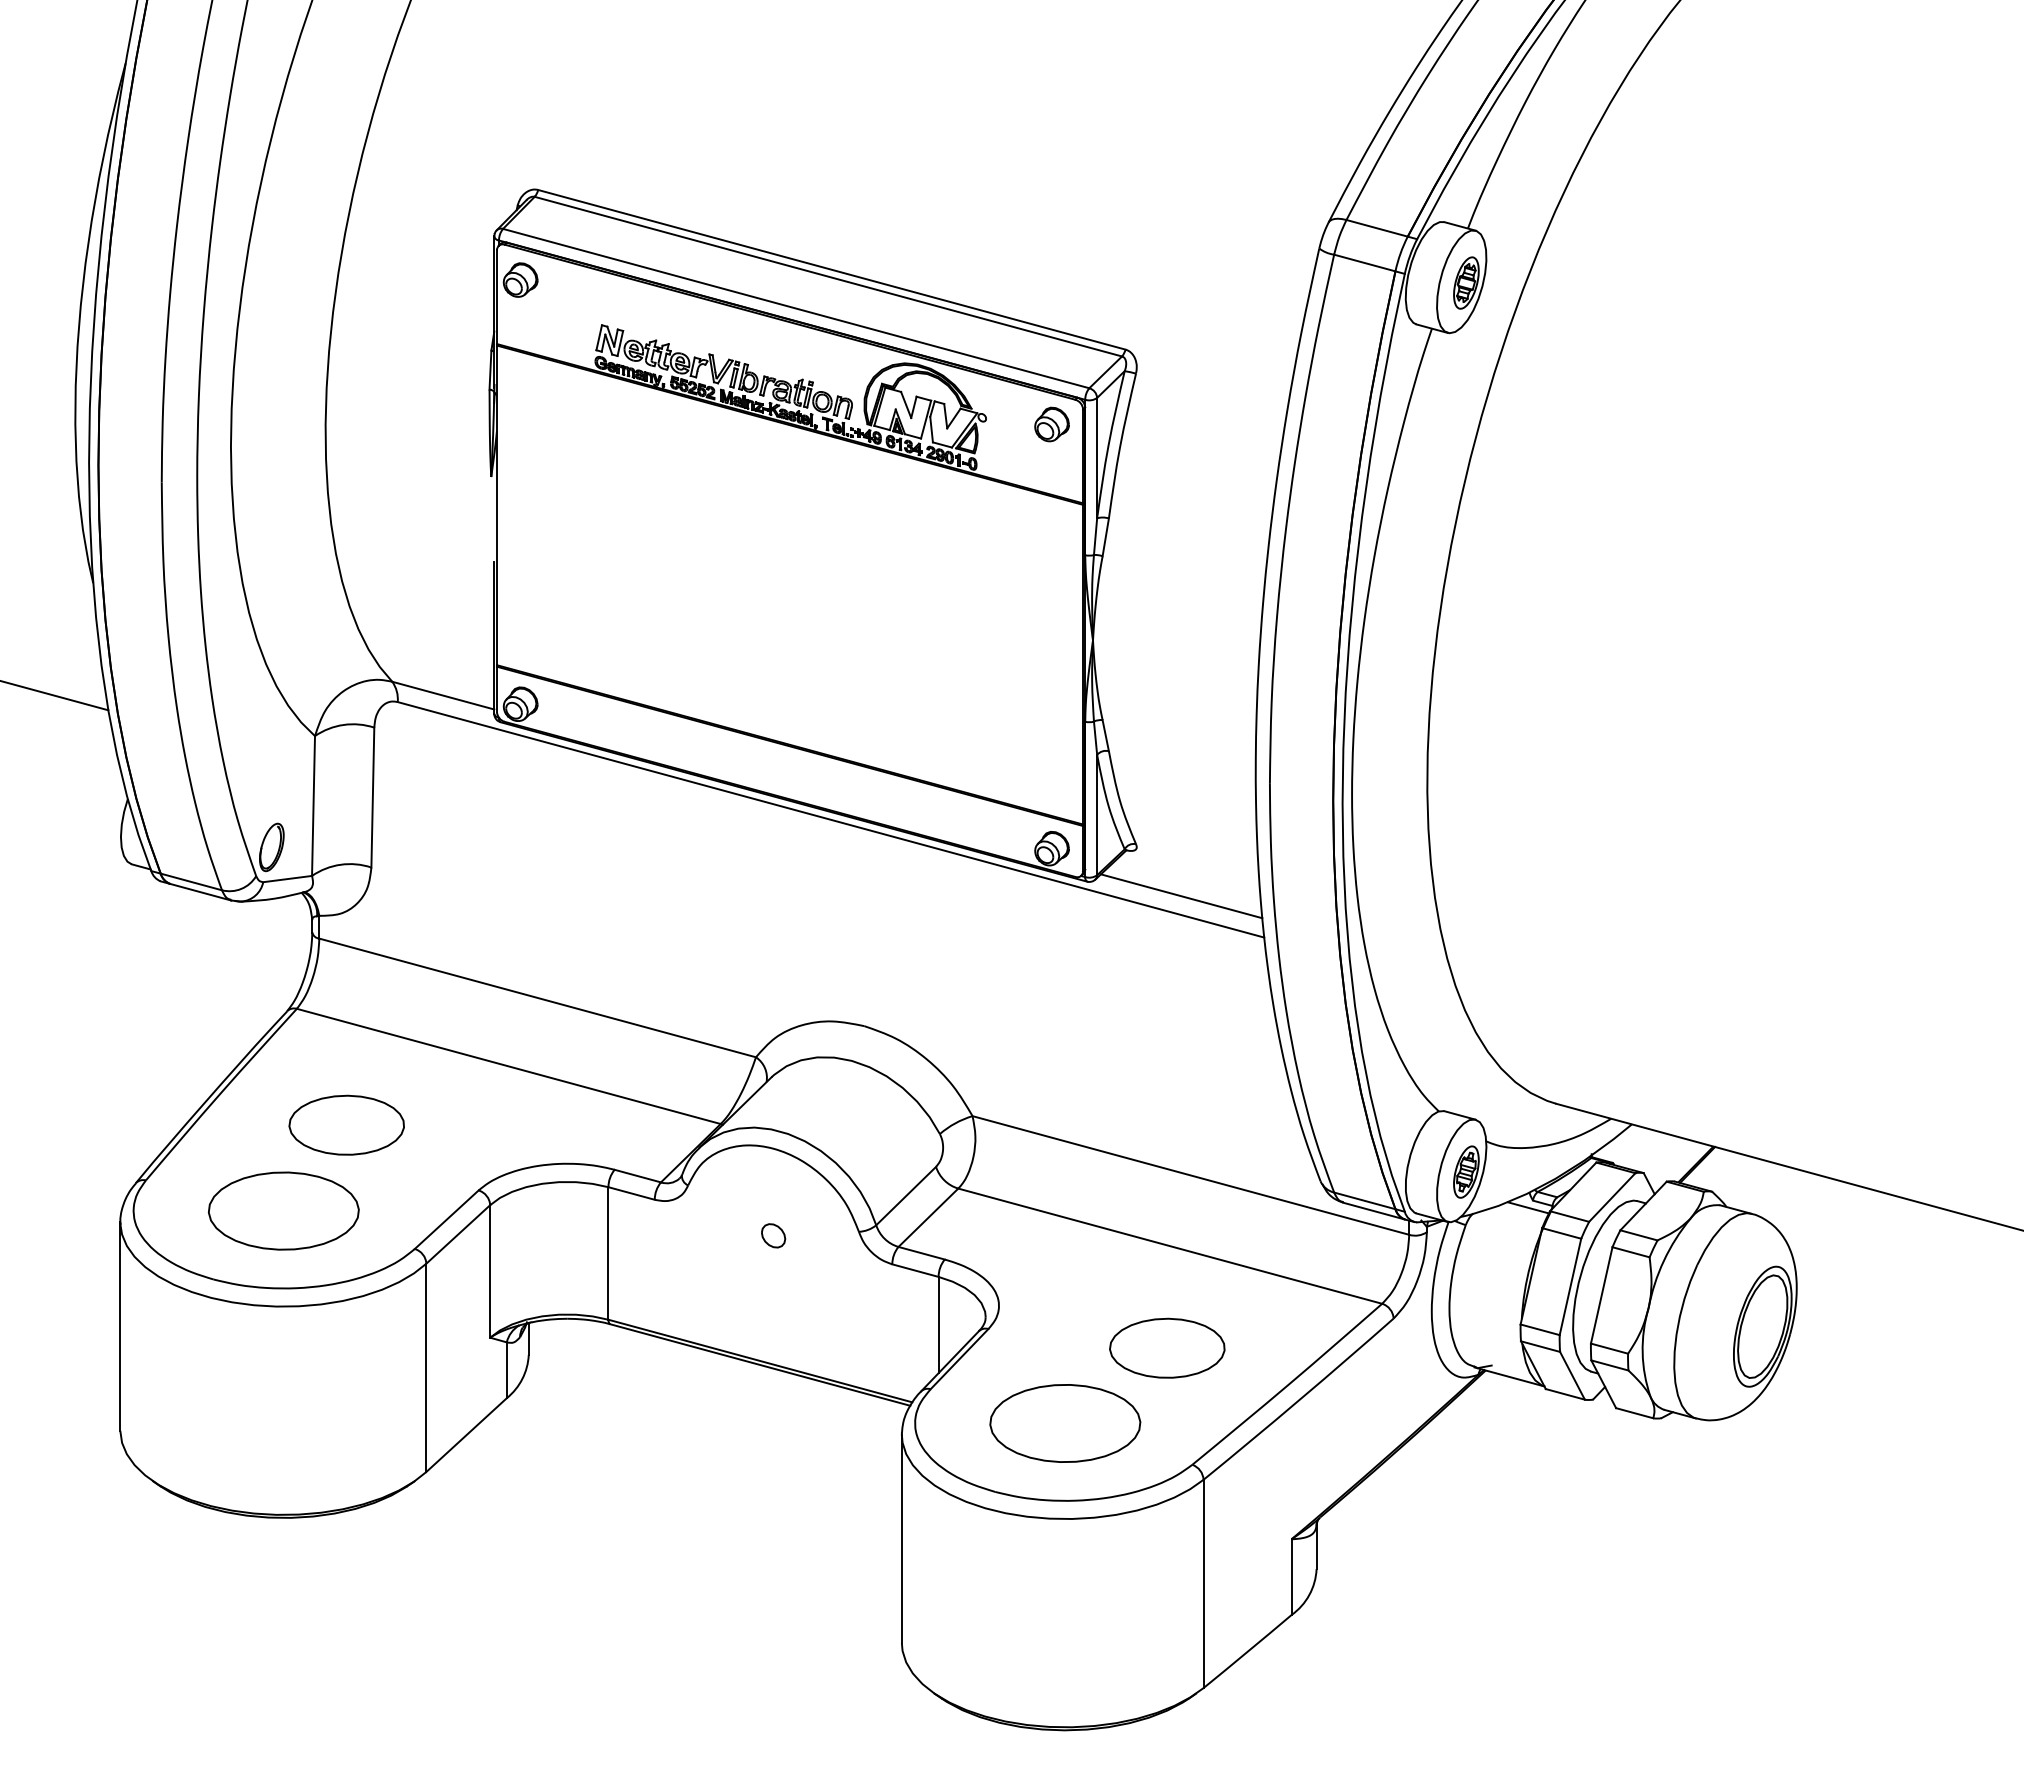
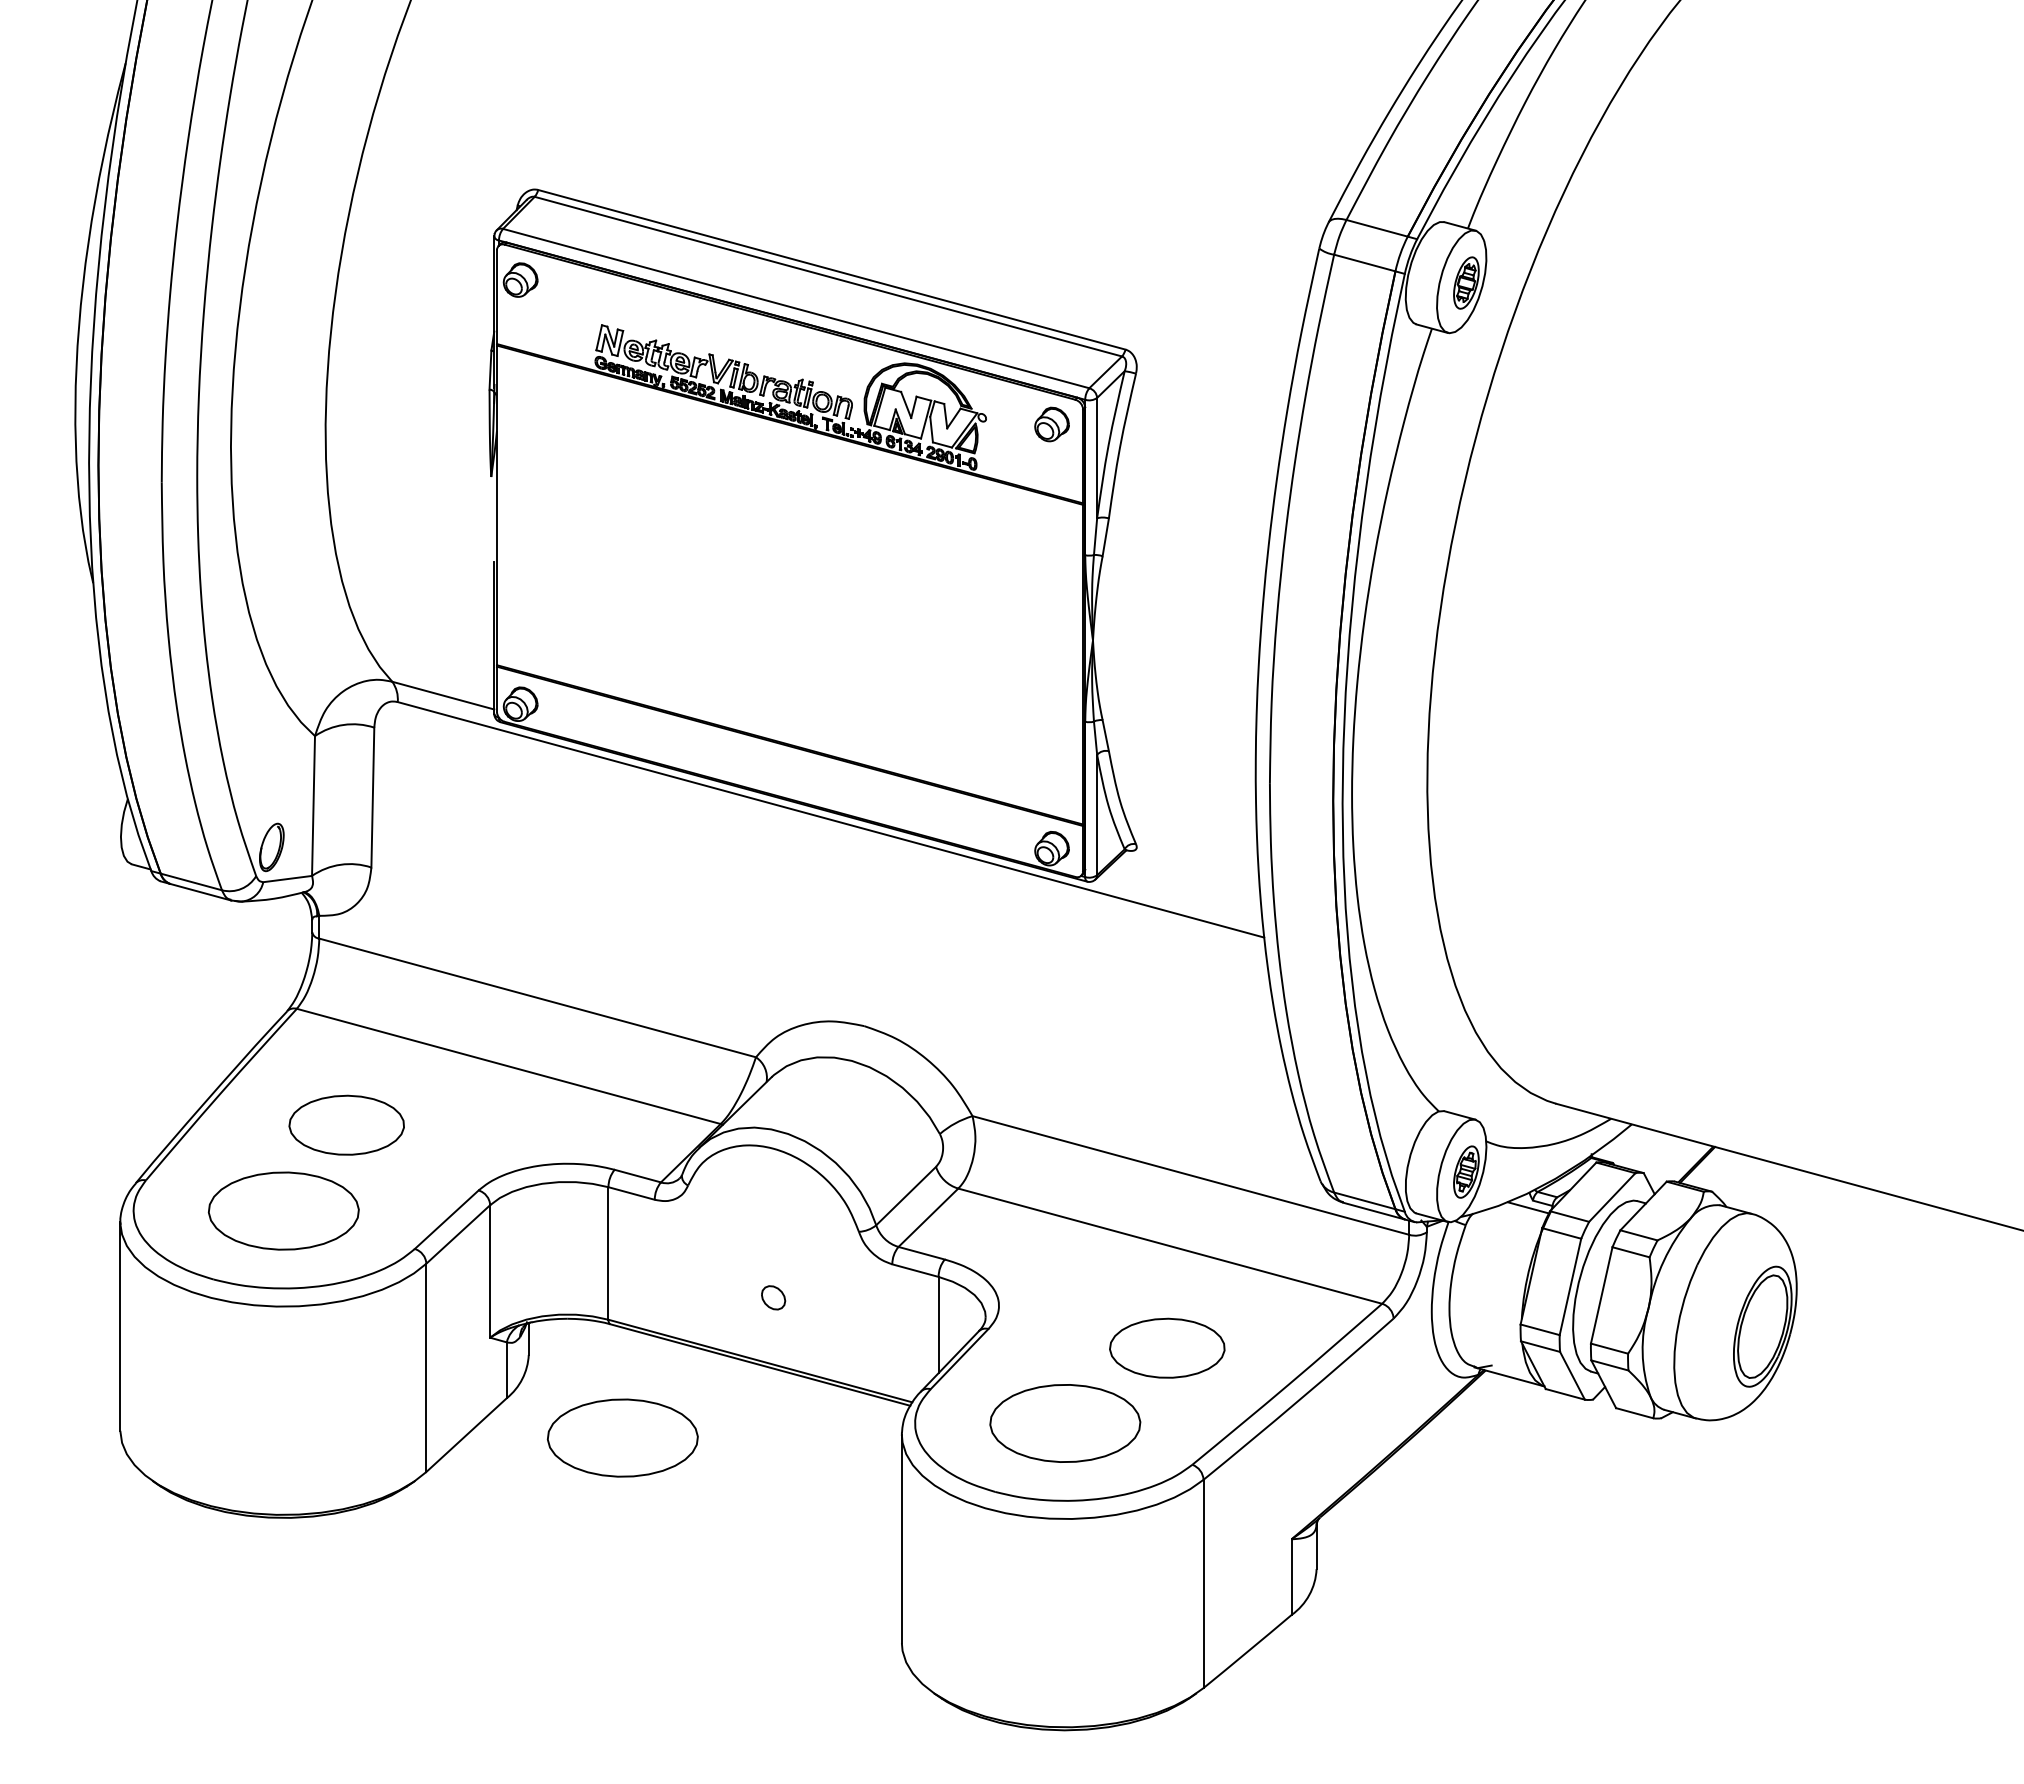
line: present -> none (55, 695)
line: present -> none (1181, 896)
part position: (773, 1235) -> (773, 1297) (773, 1297)
part: none -> present (622, 1437)
